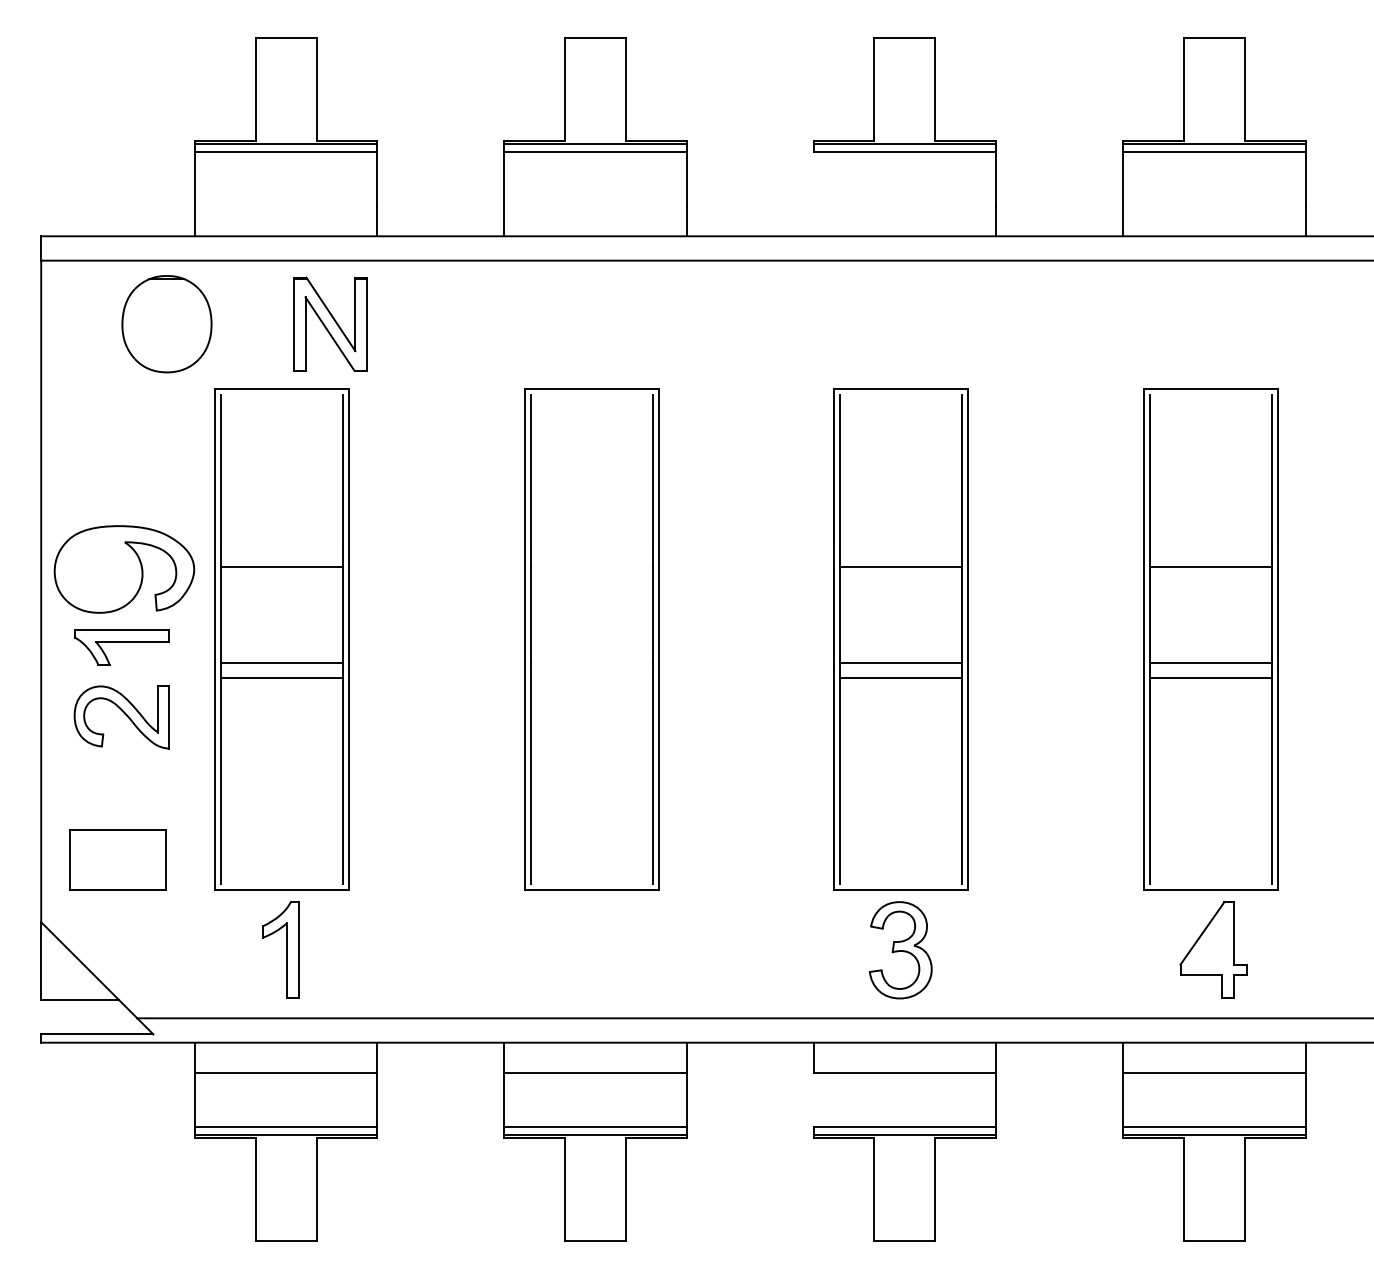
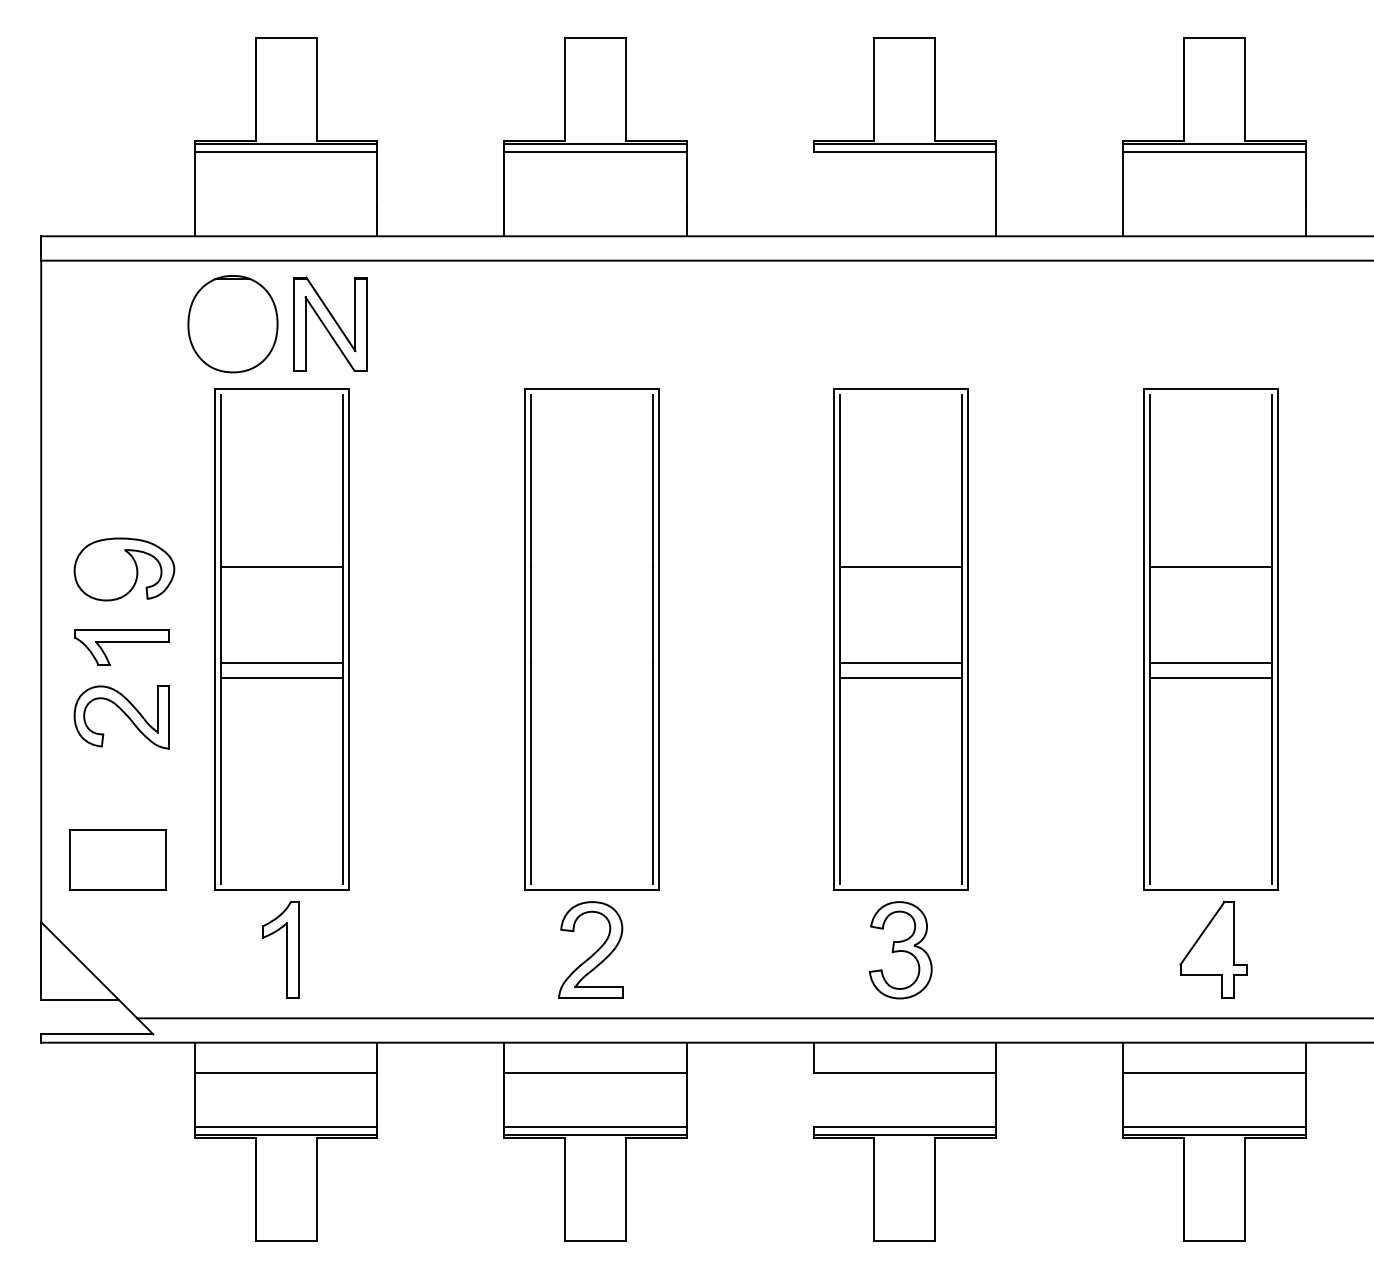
part position: (166, 324) -> (232, 324) (232, 324)
part size: 143x89 px -> 103x65 px (124, 569)
part: none -> present (590, 949)
